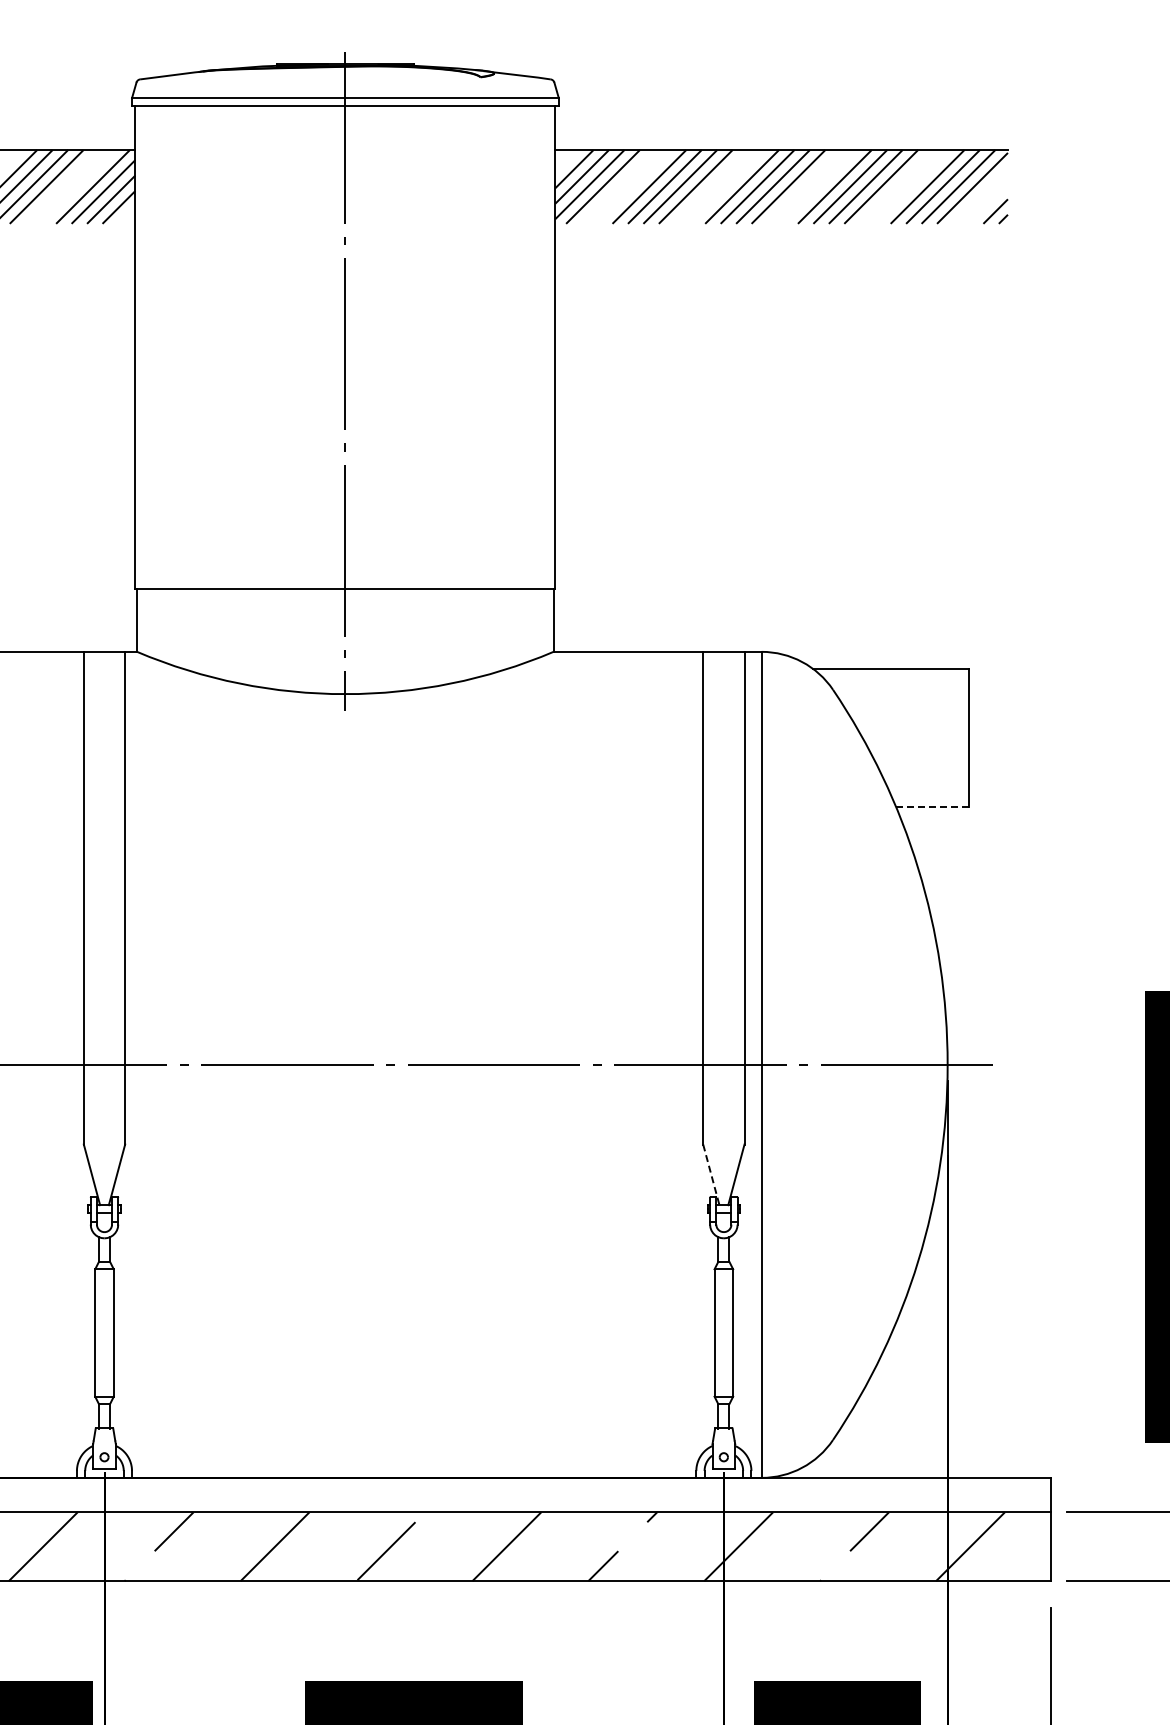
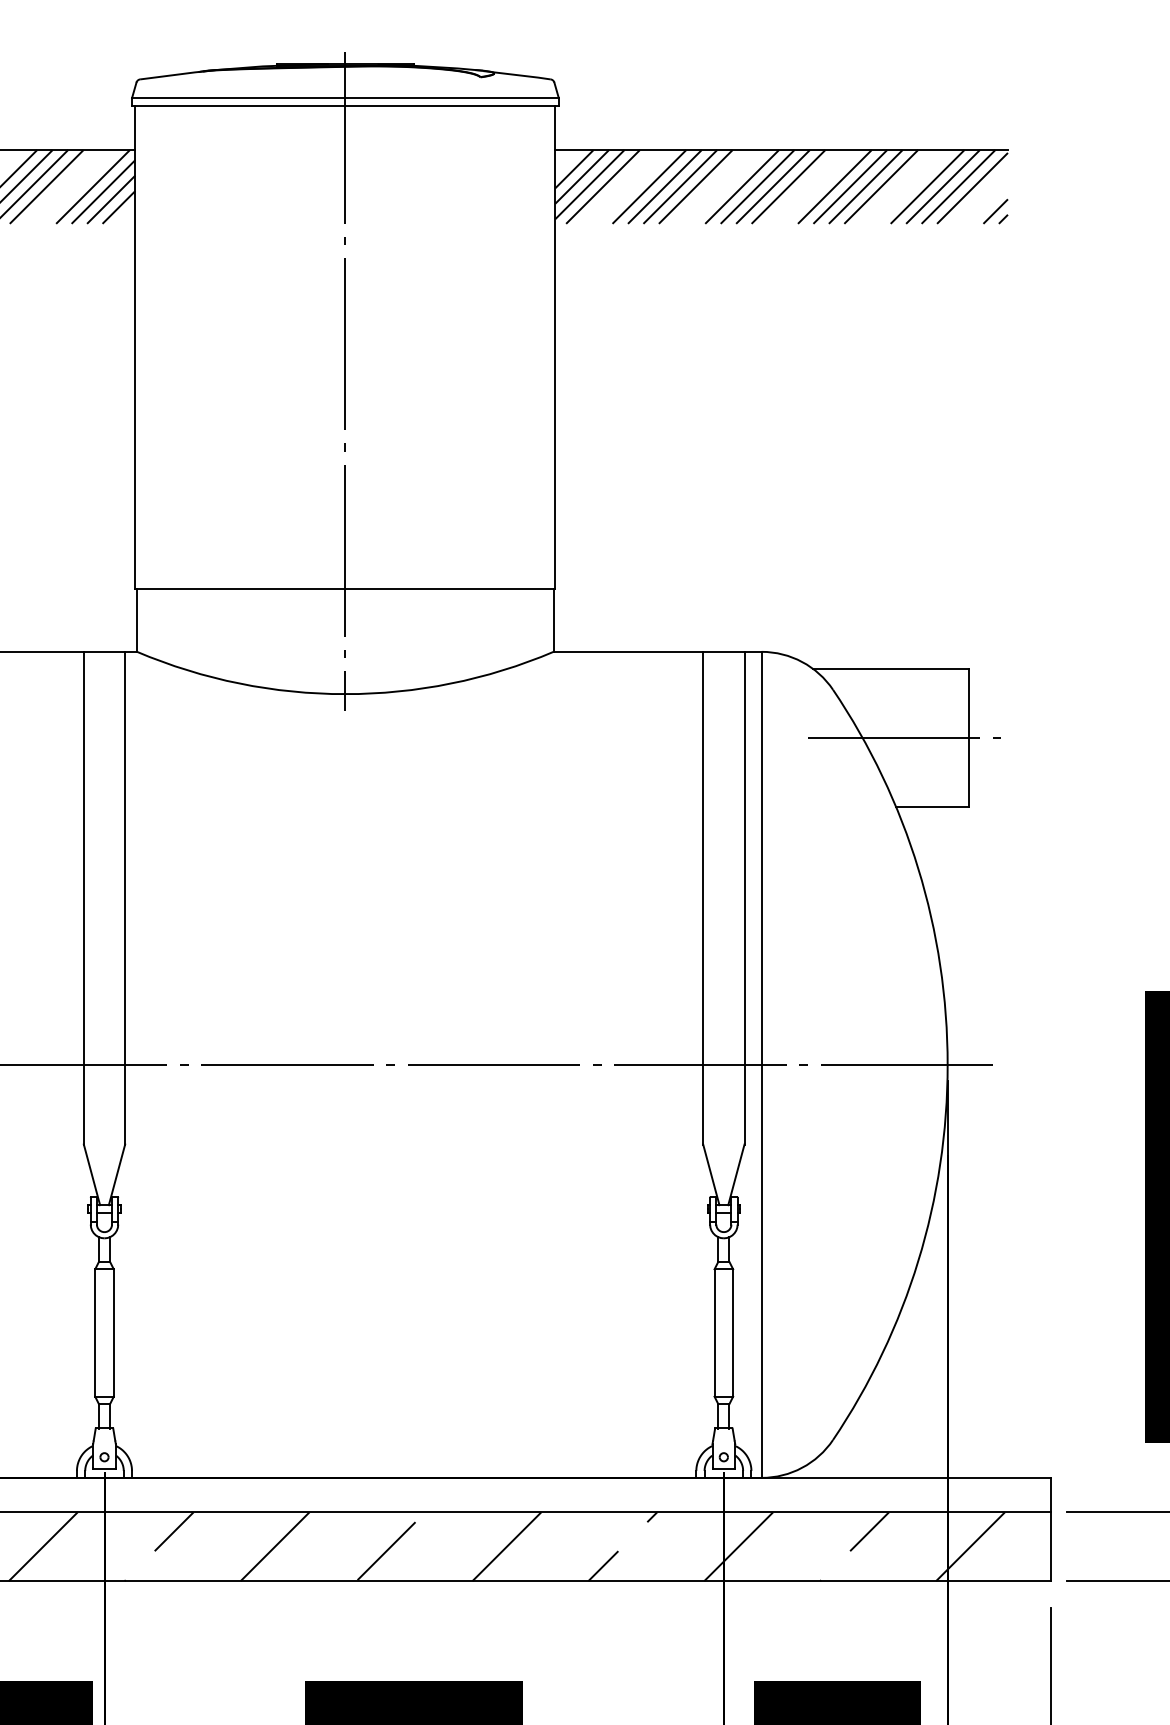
line: none -> present (905, 737)
line: dashed -> solid (932, 806)
line: dashed -> solid (711, 1175)
